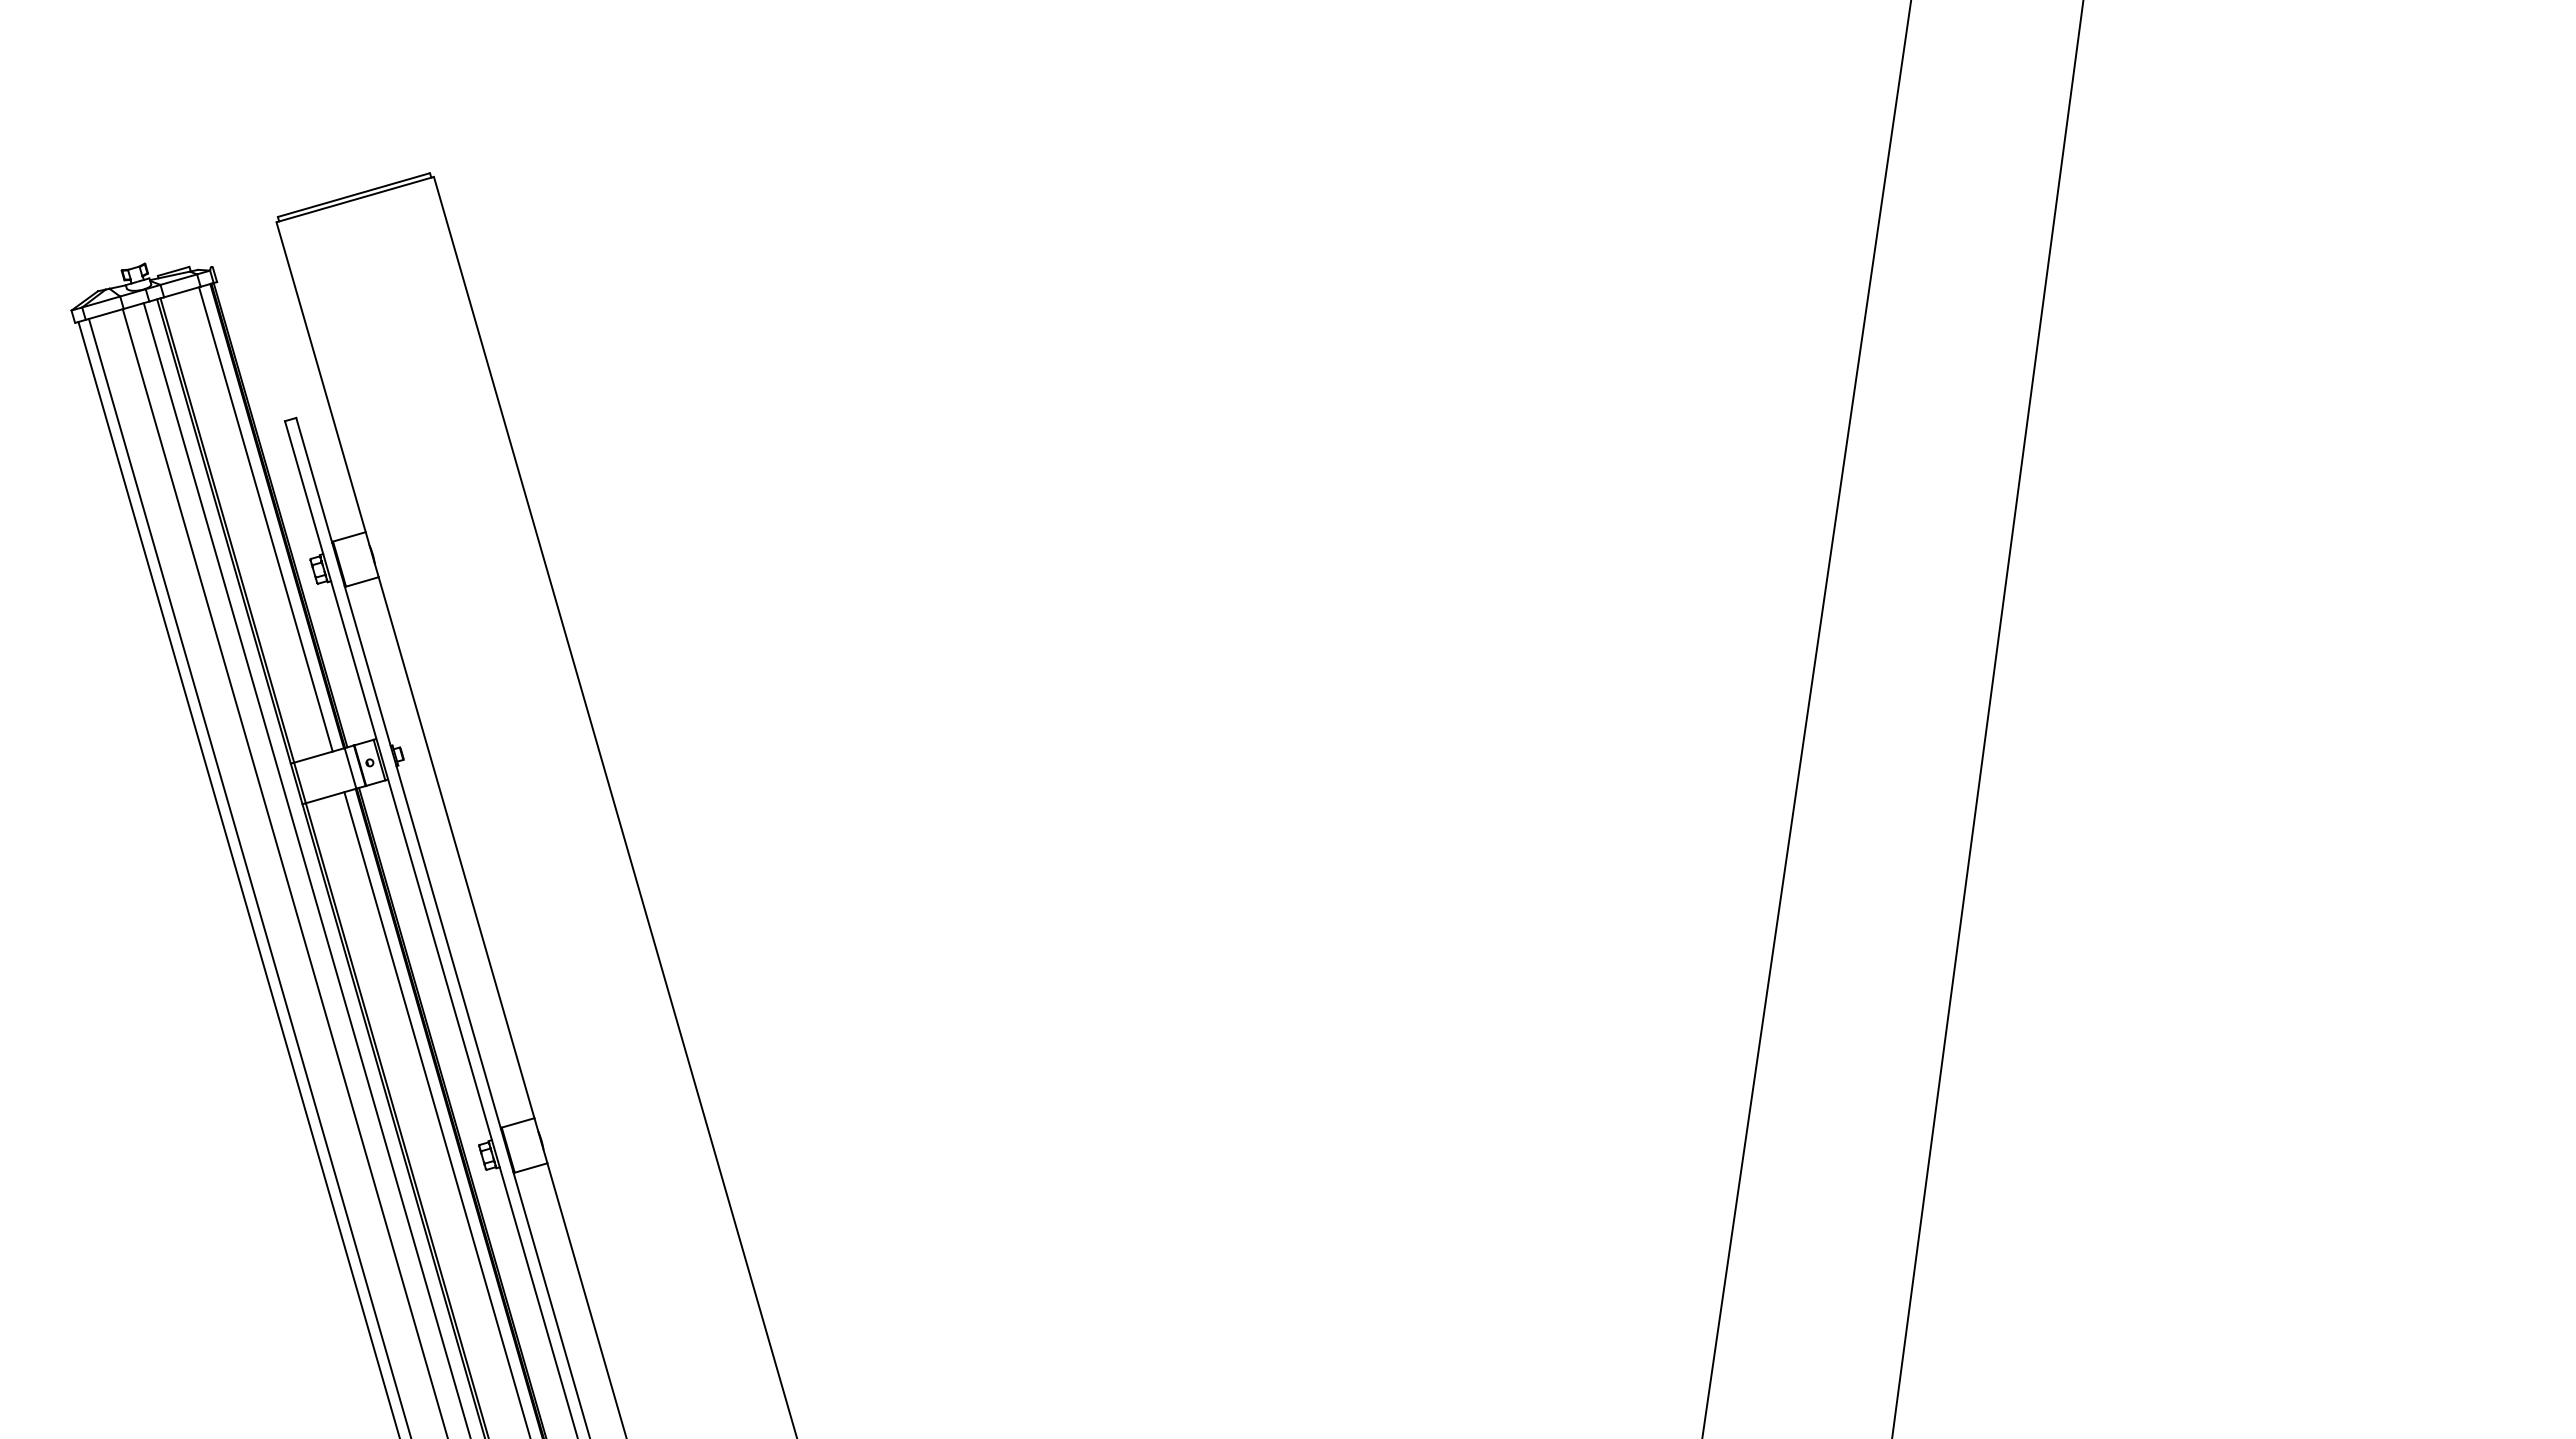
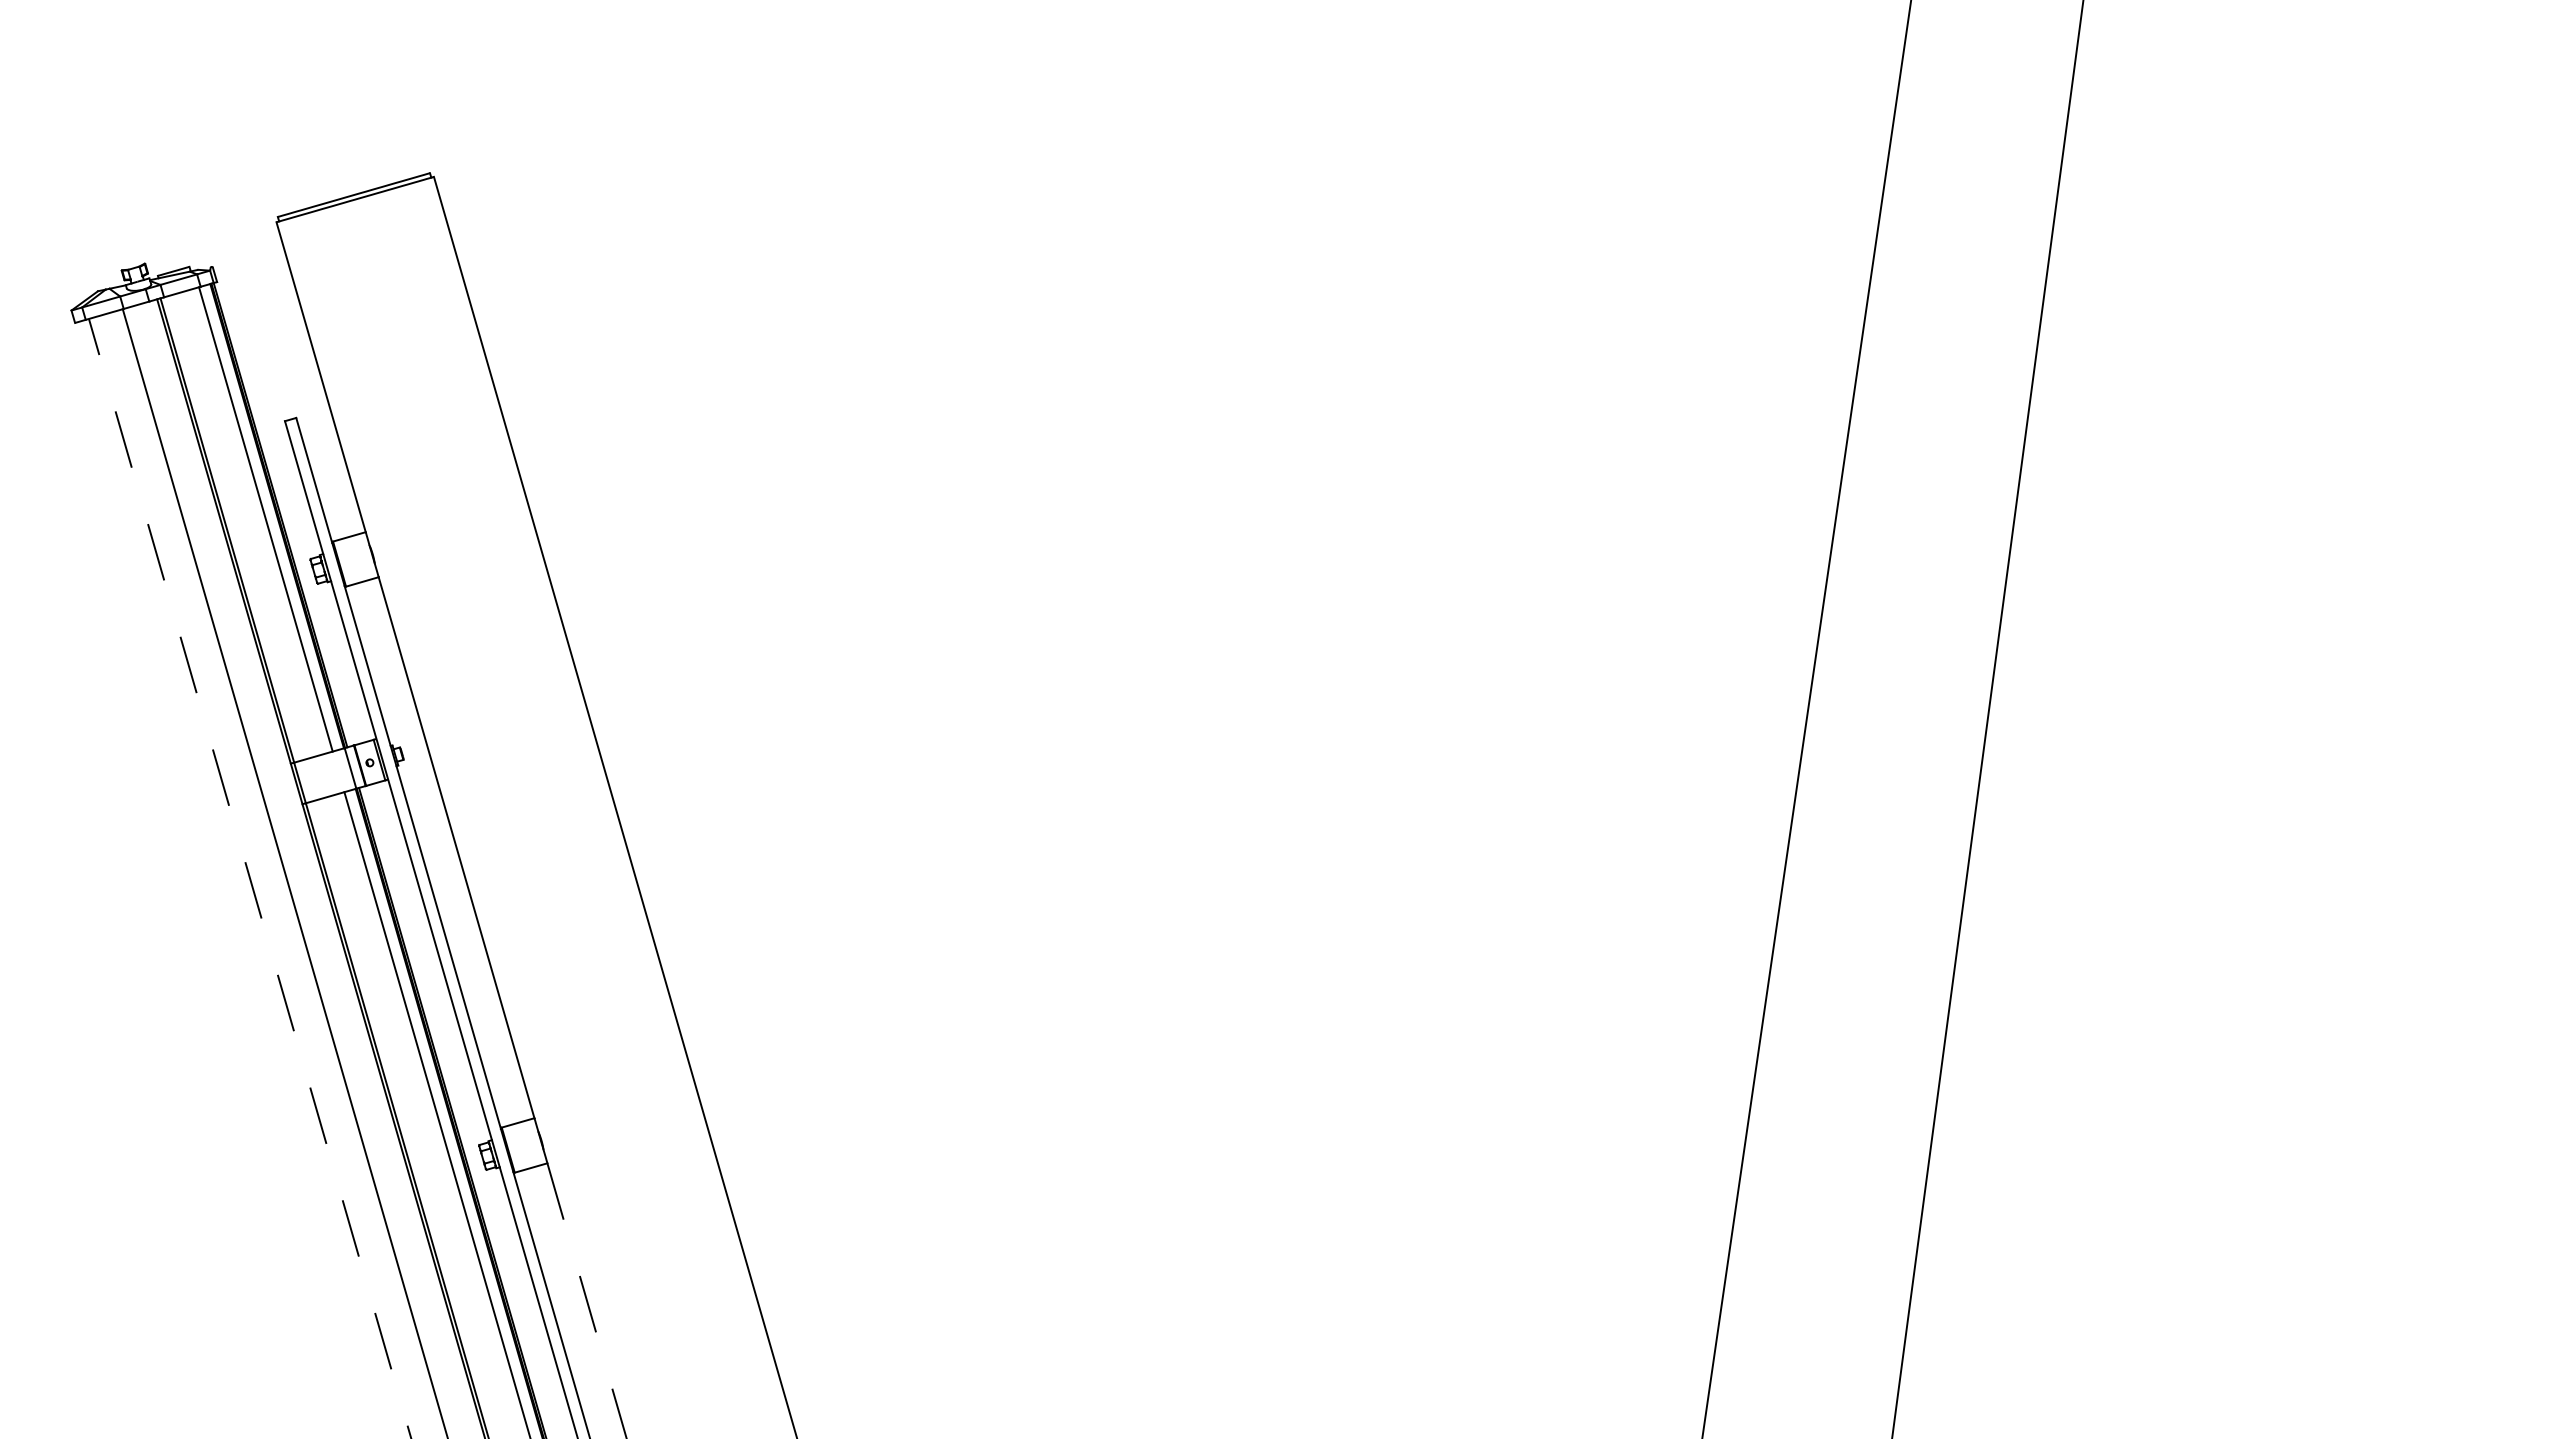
line: present -> none (306, 869)
line: present -> none (238, 878)
line: solid -> dashed (249, 878)
line: solid -> dashed (586, 1300)
